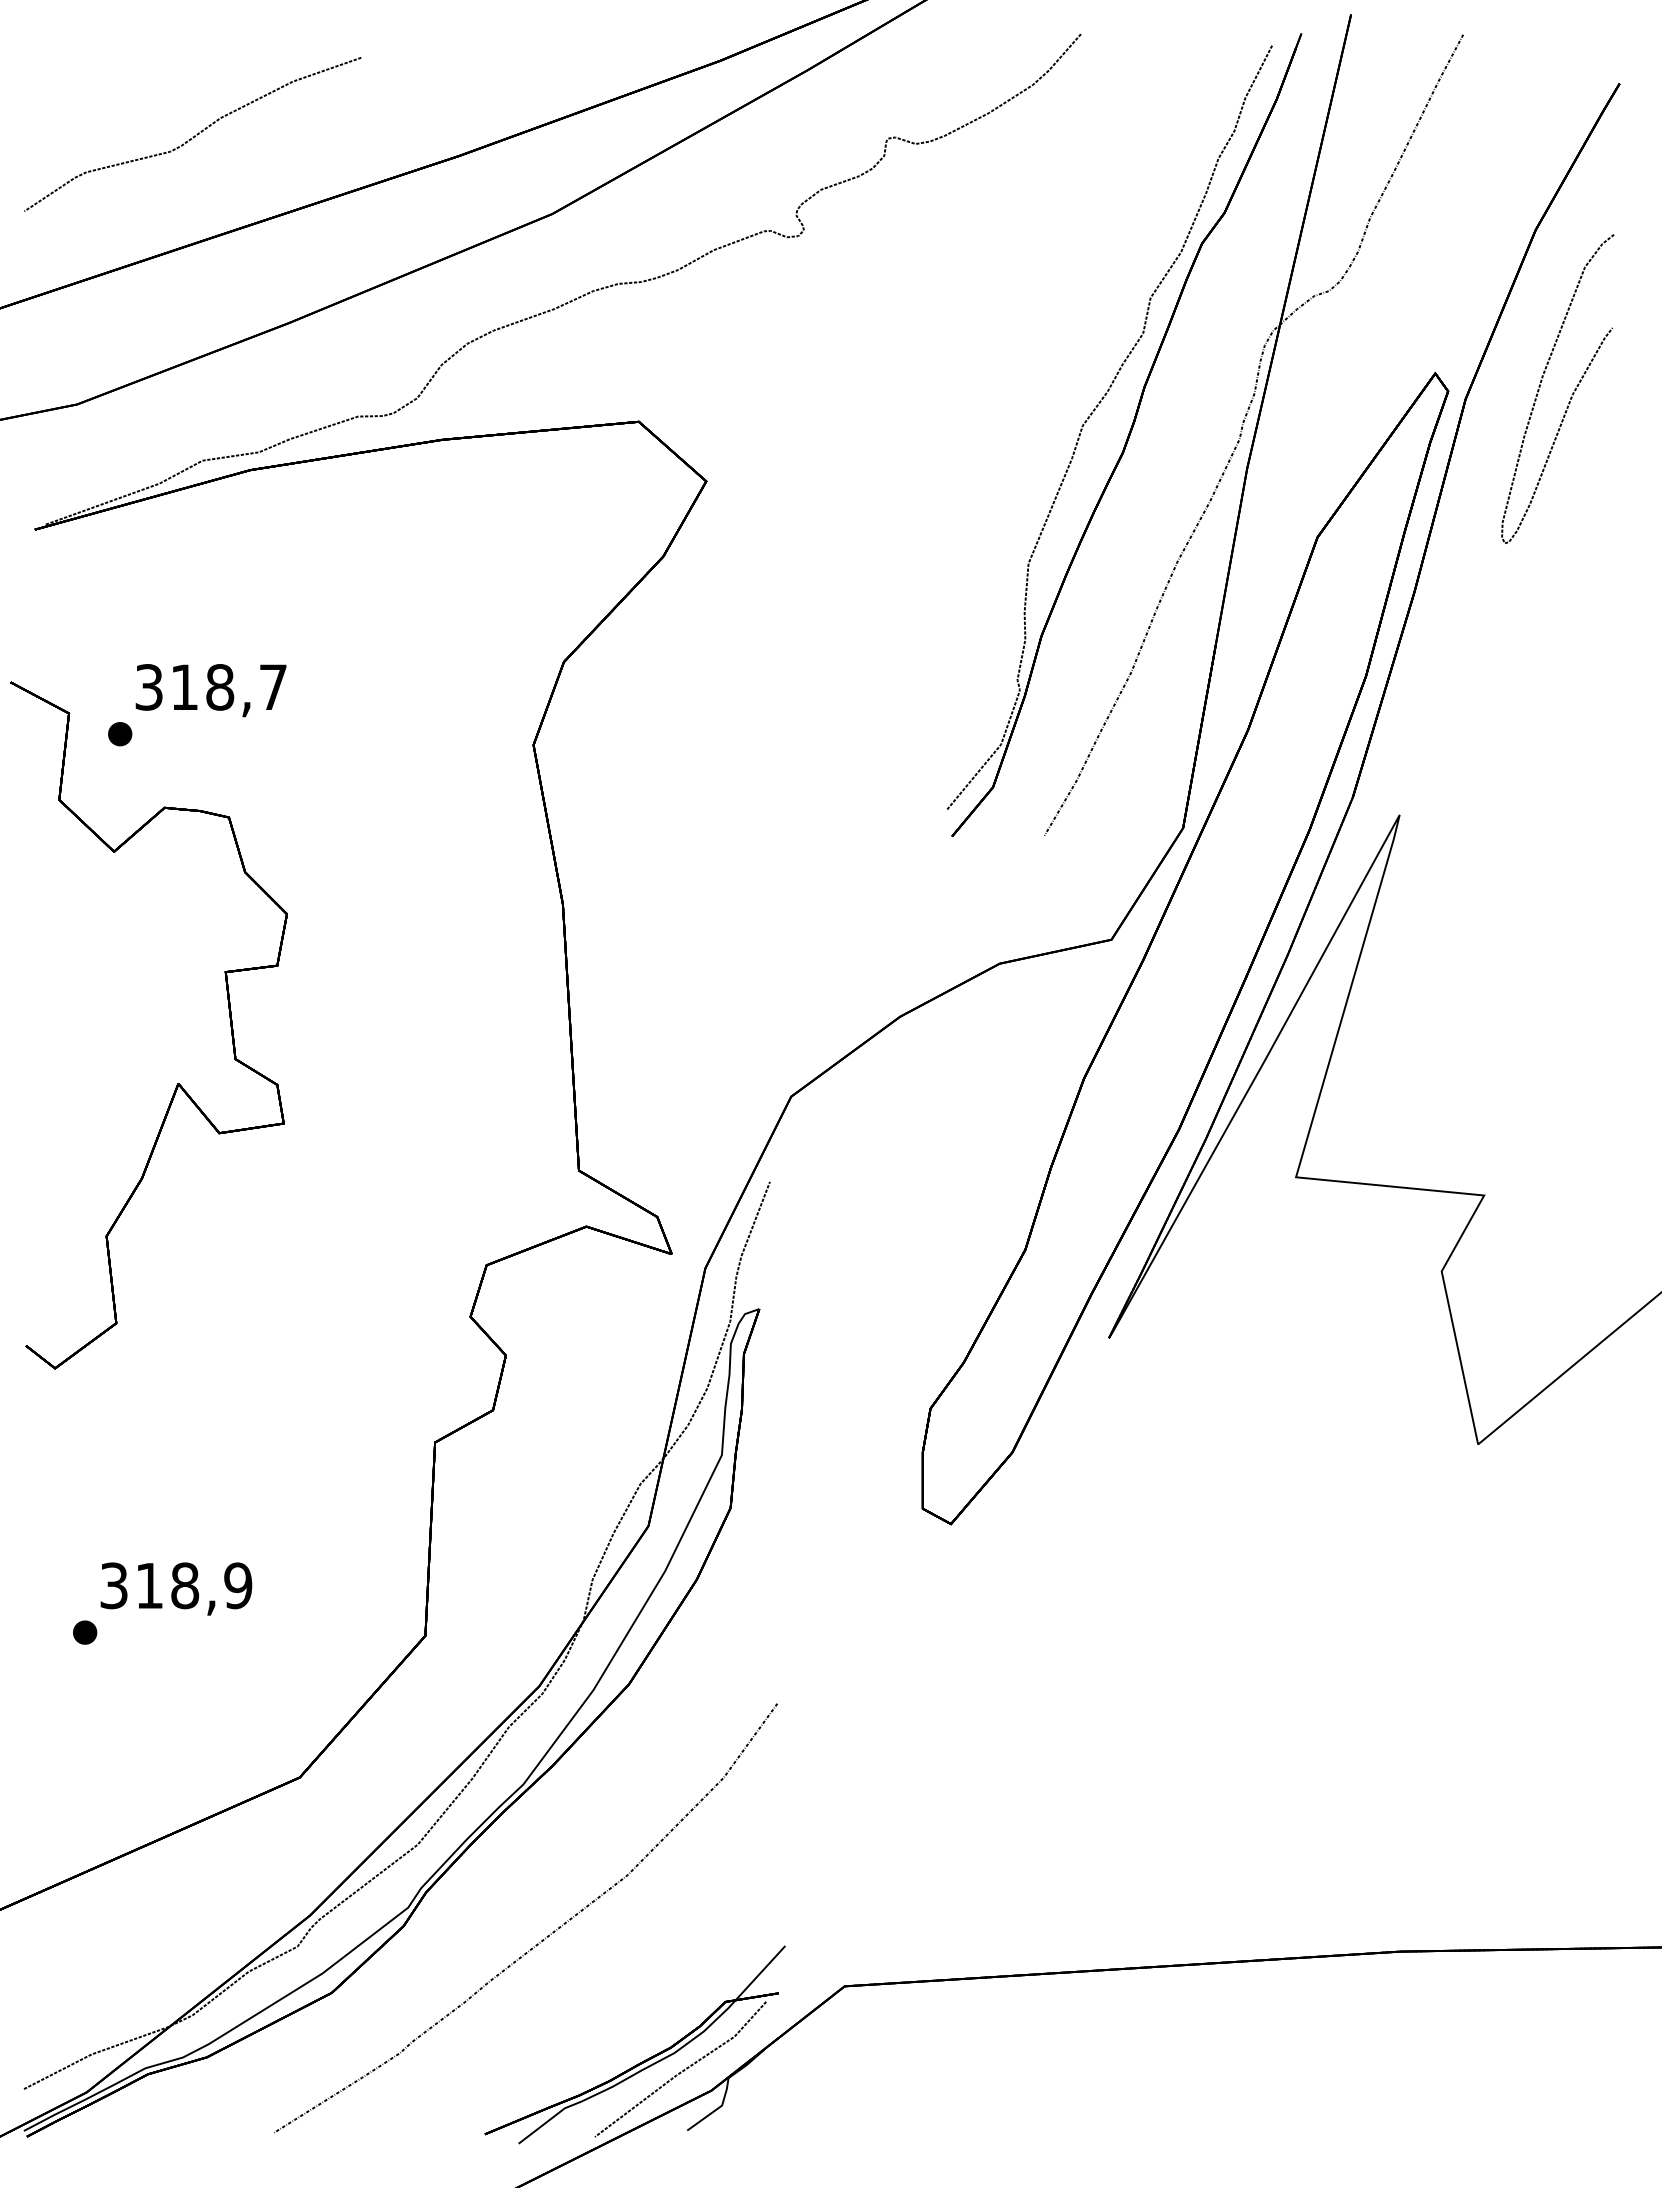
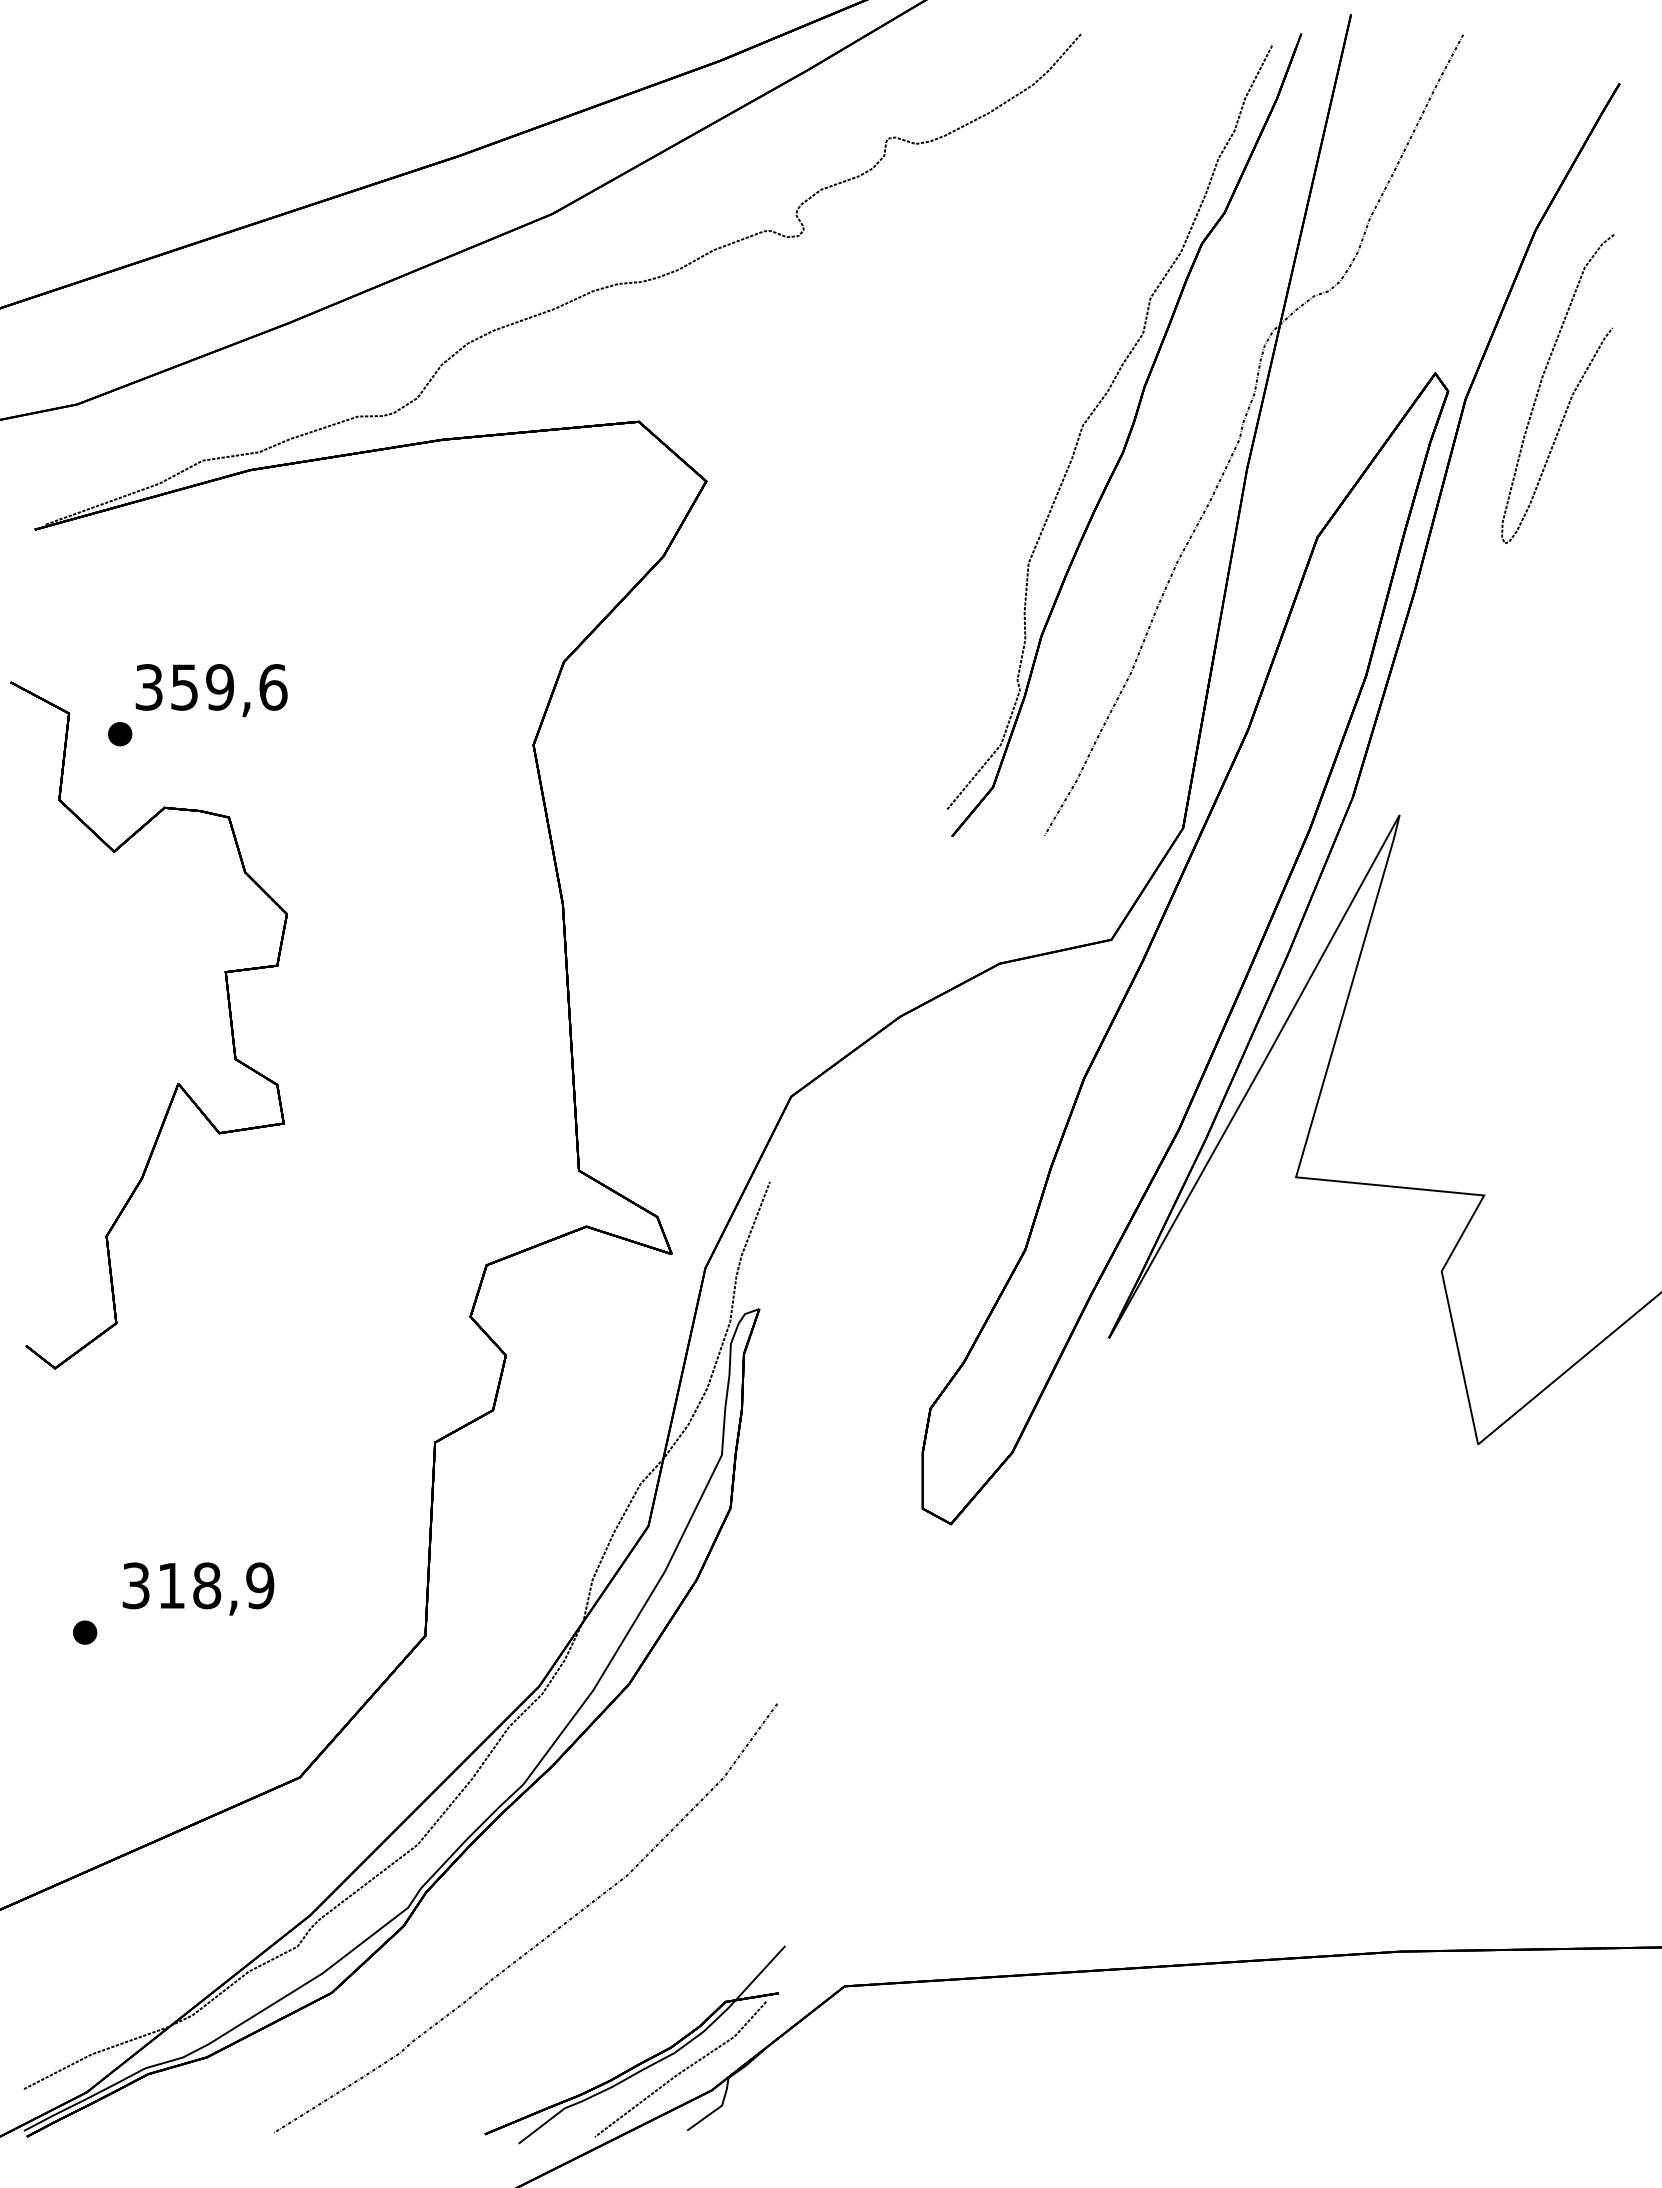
part: present -> none (192, 134)
text: 318,7 -> 359,6 (229, 687)
text position: (176, 1588) -> (198, 1588) (198, 1588)
